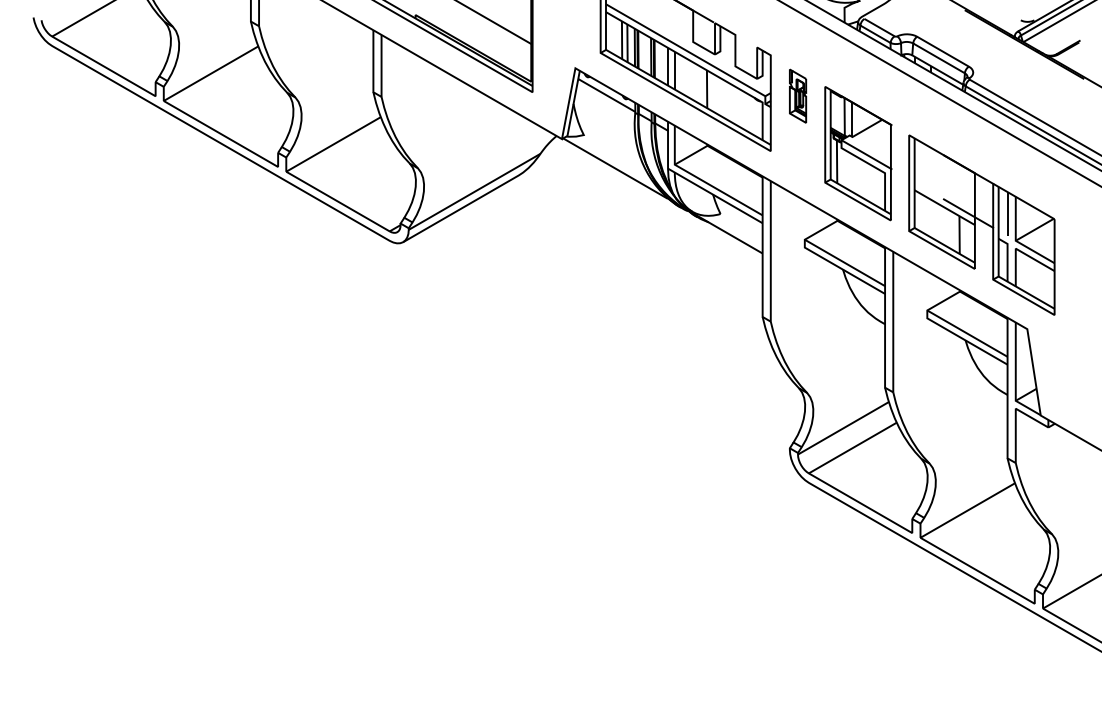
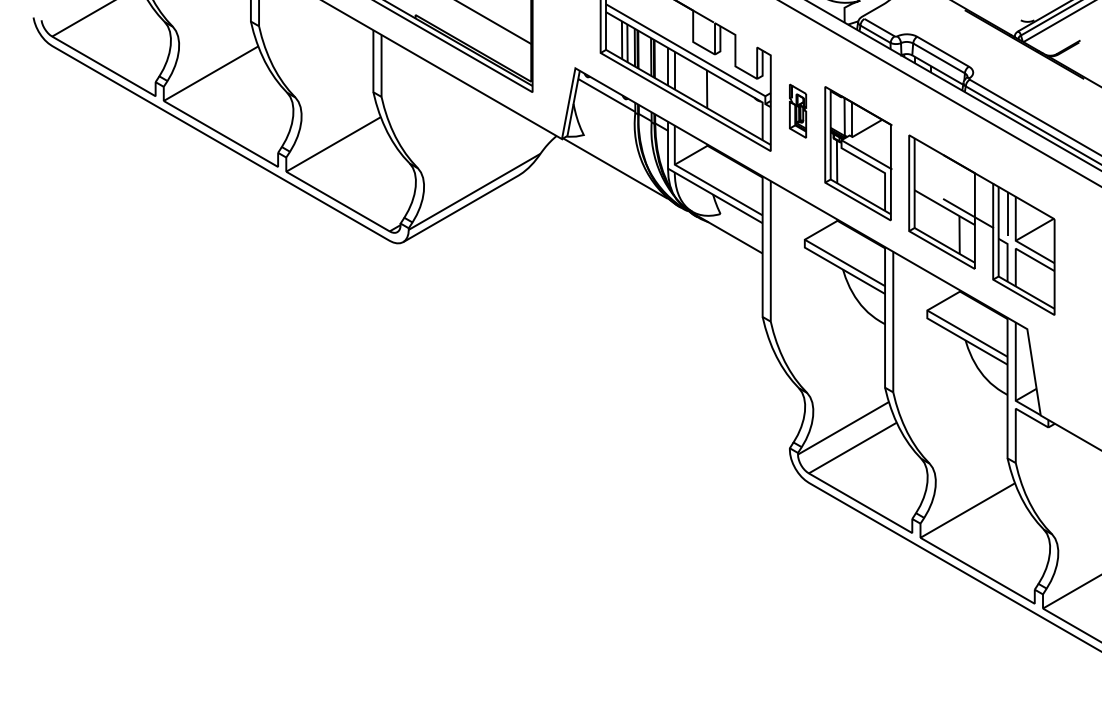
part position: (798, 95) -> (798, 110) (798, 110)
